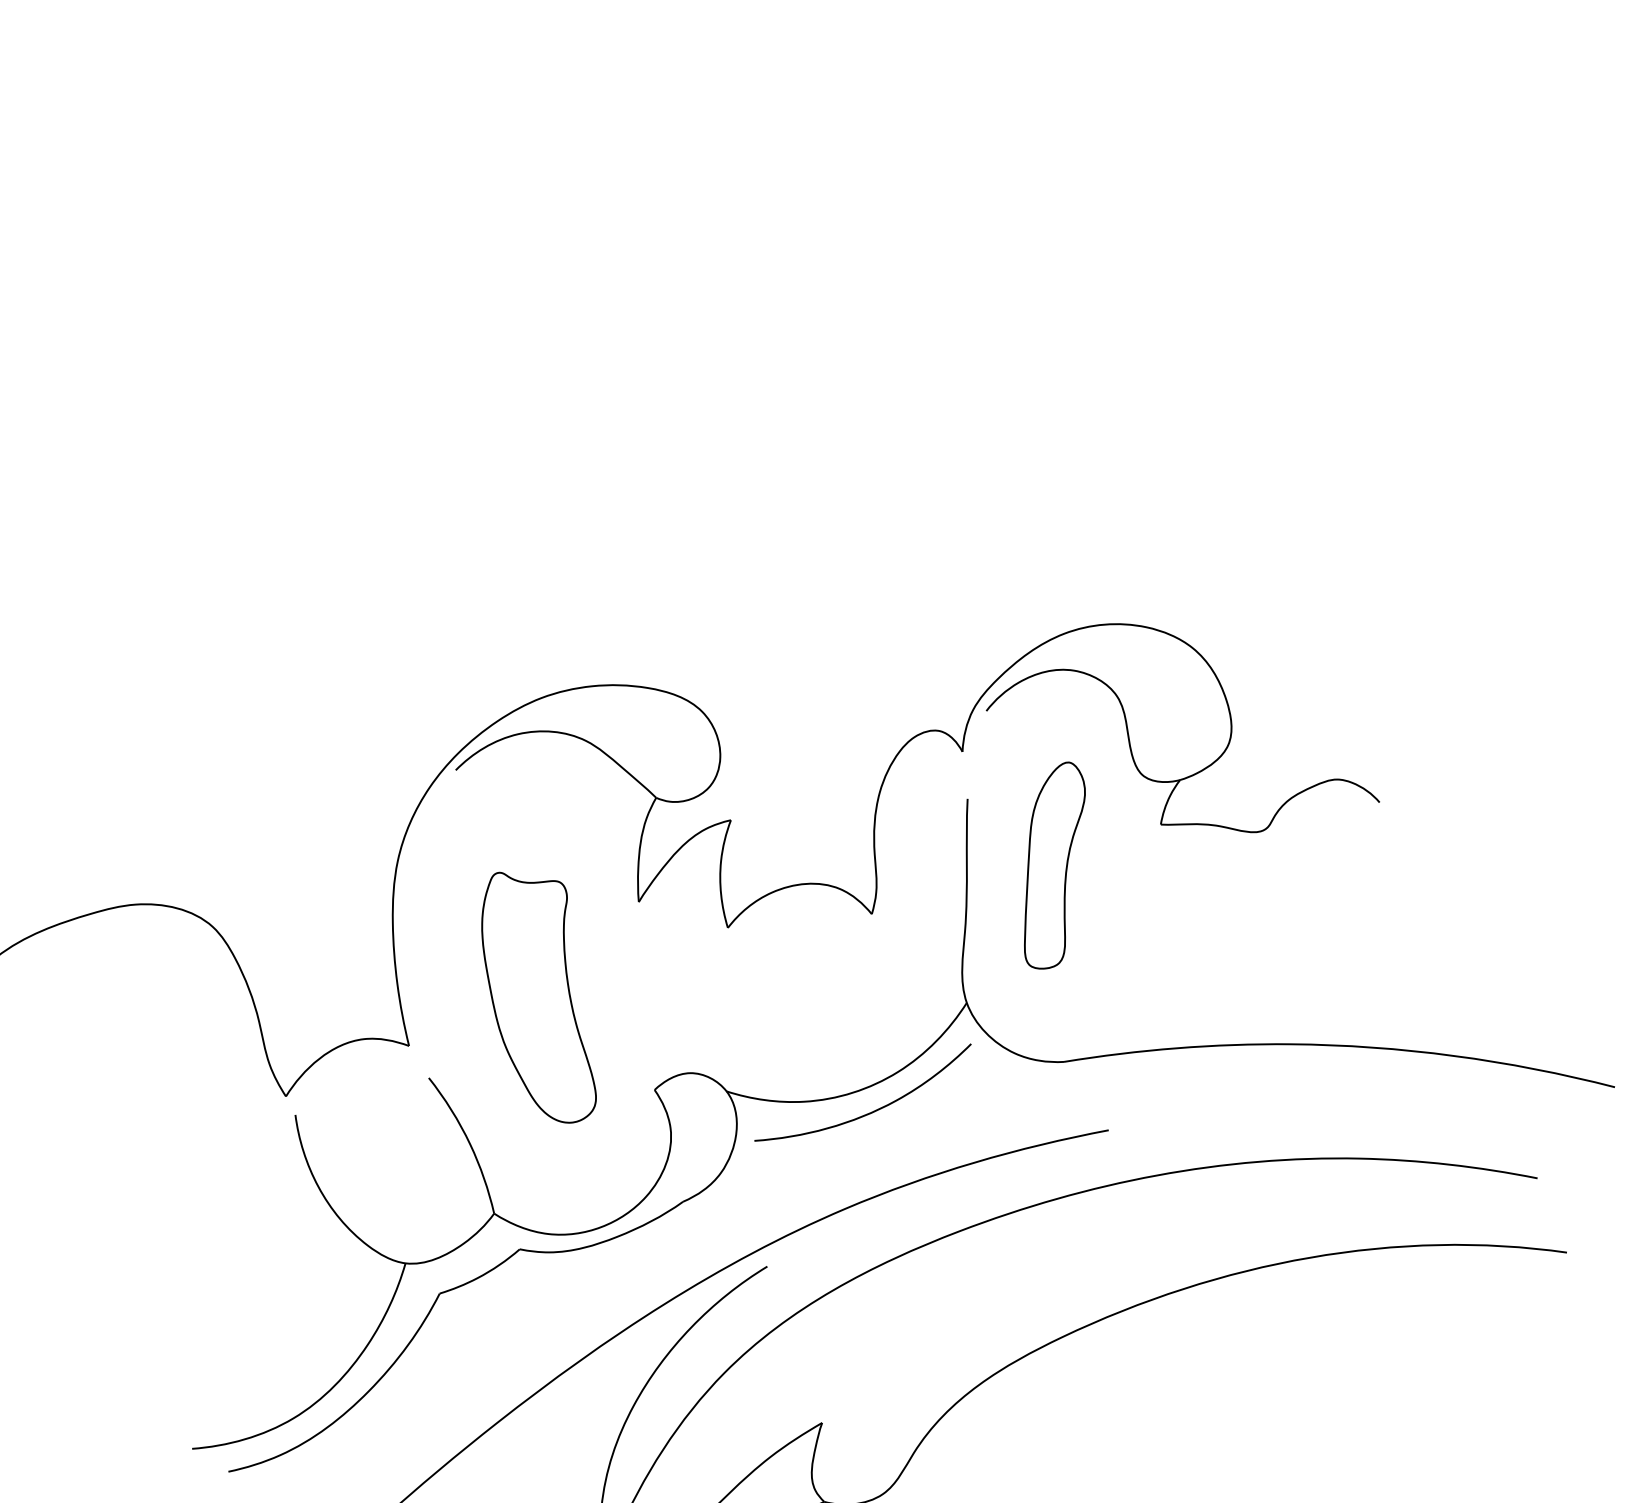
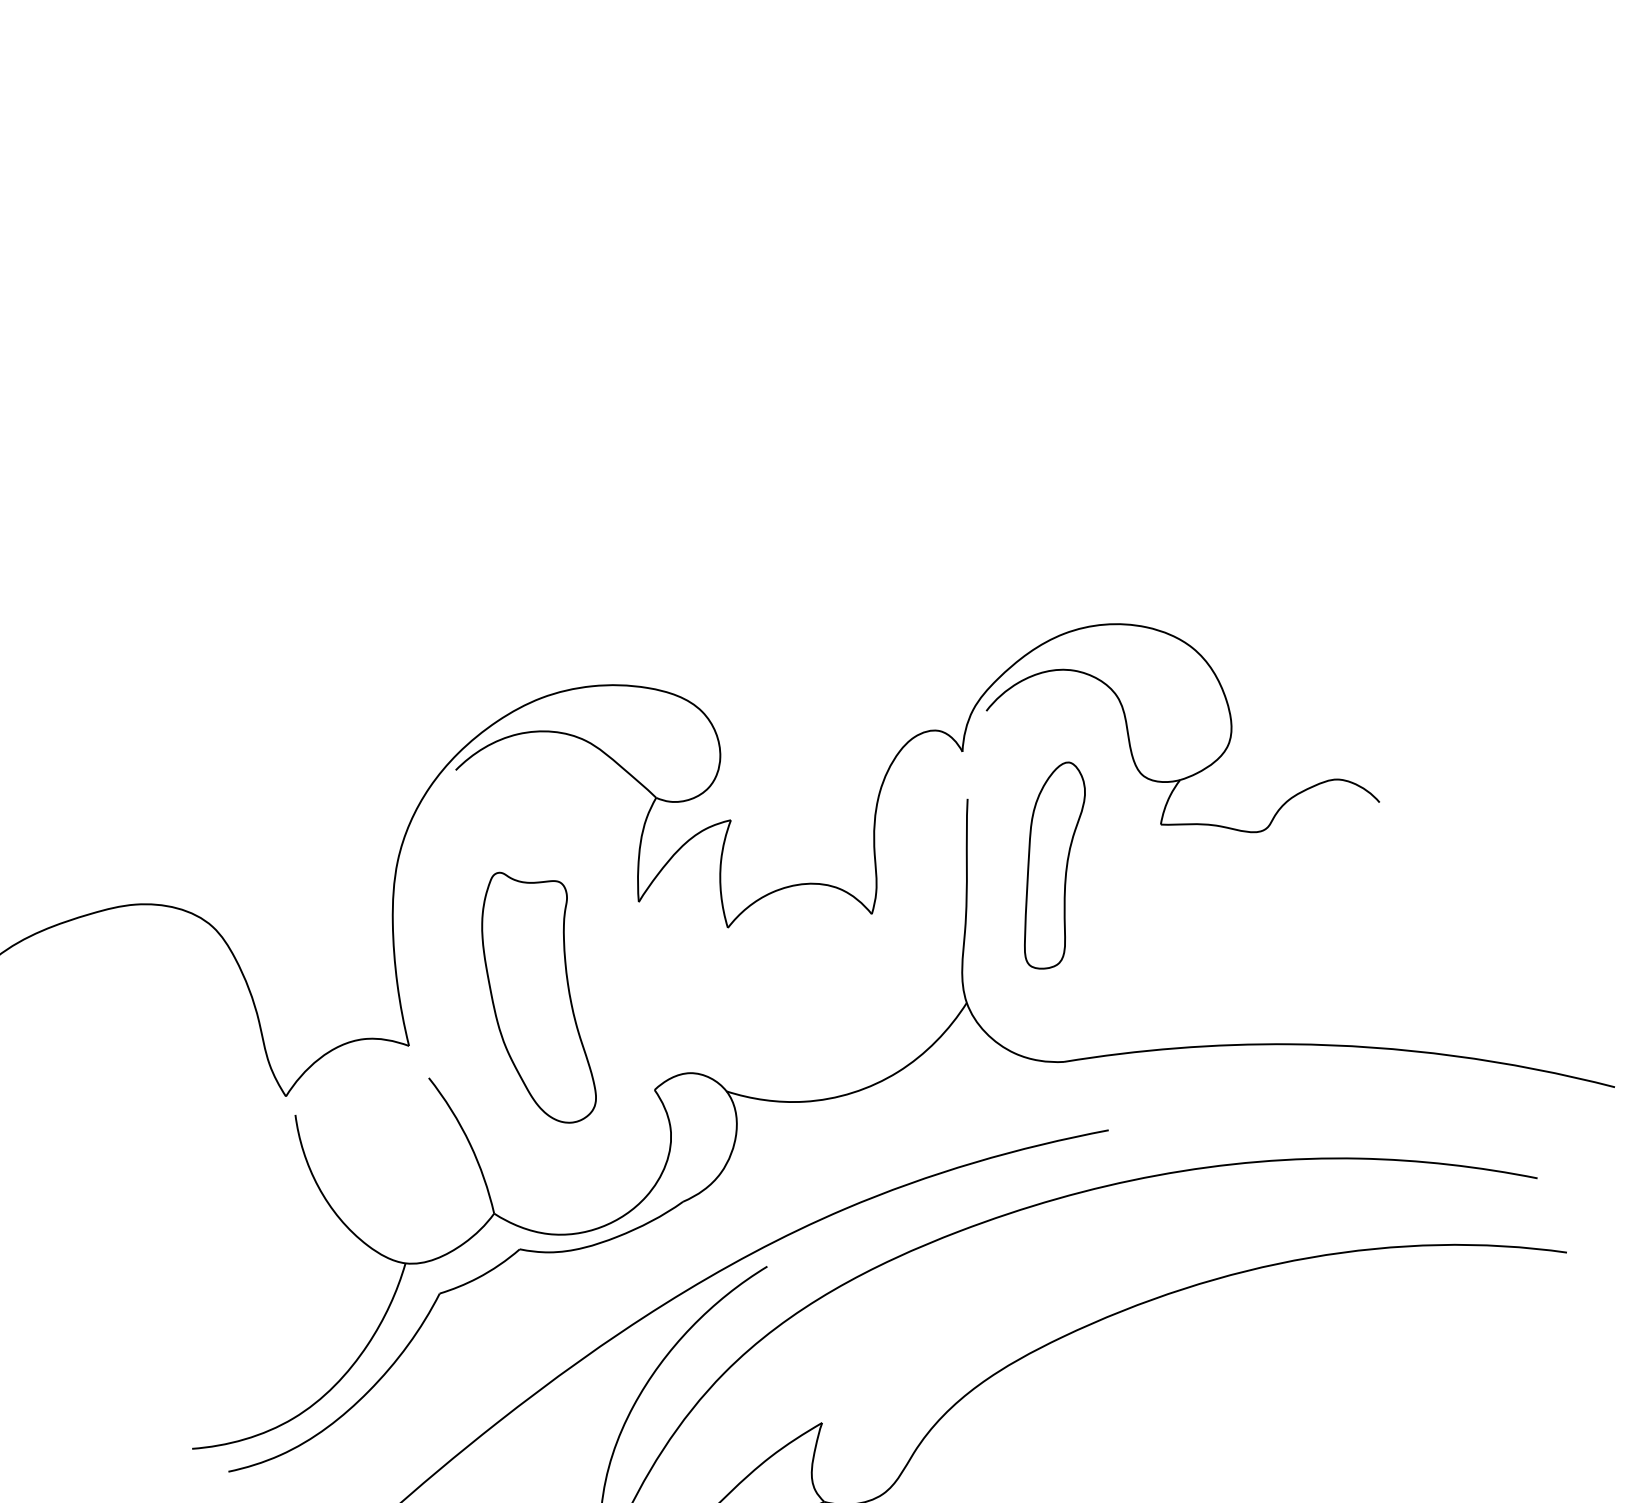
curve: present -> none (871, 1111)
